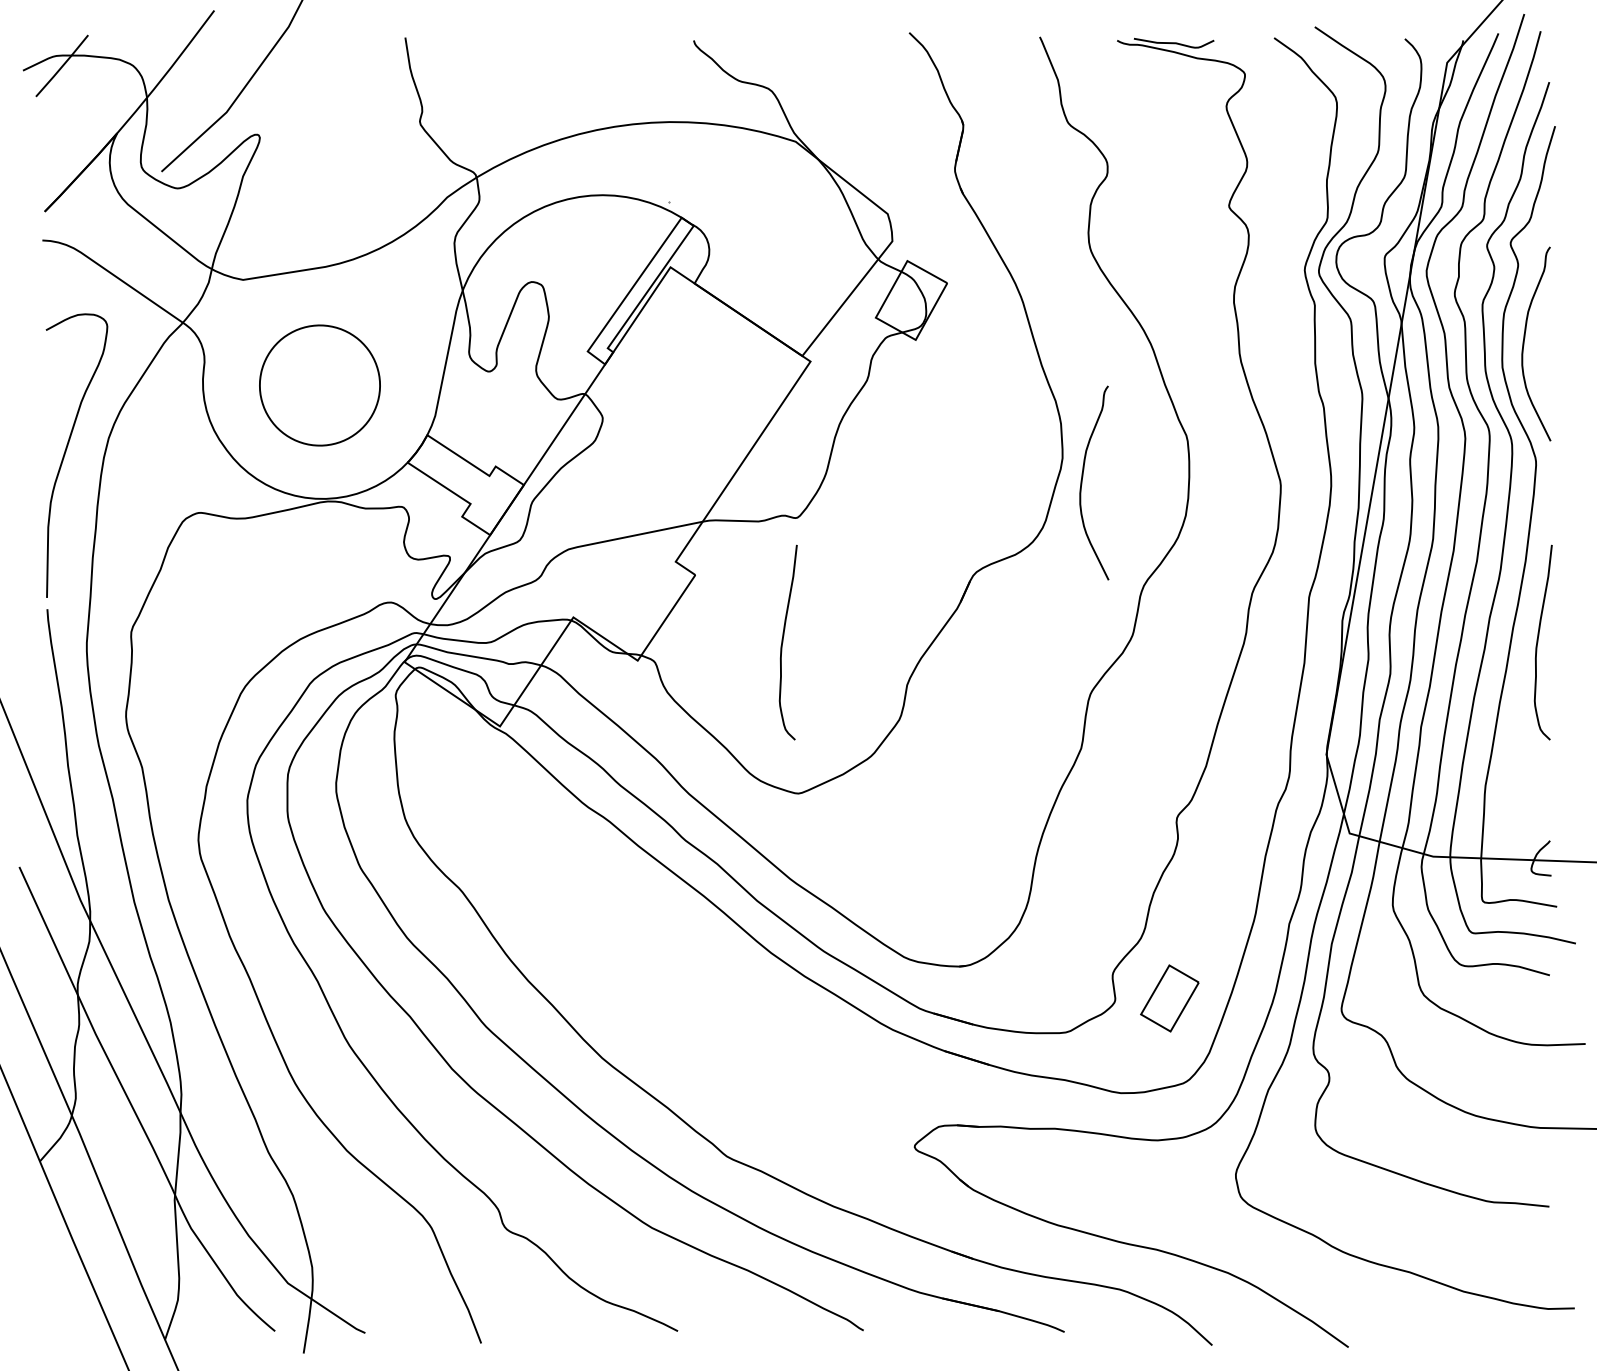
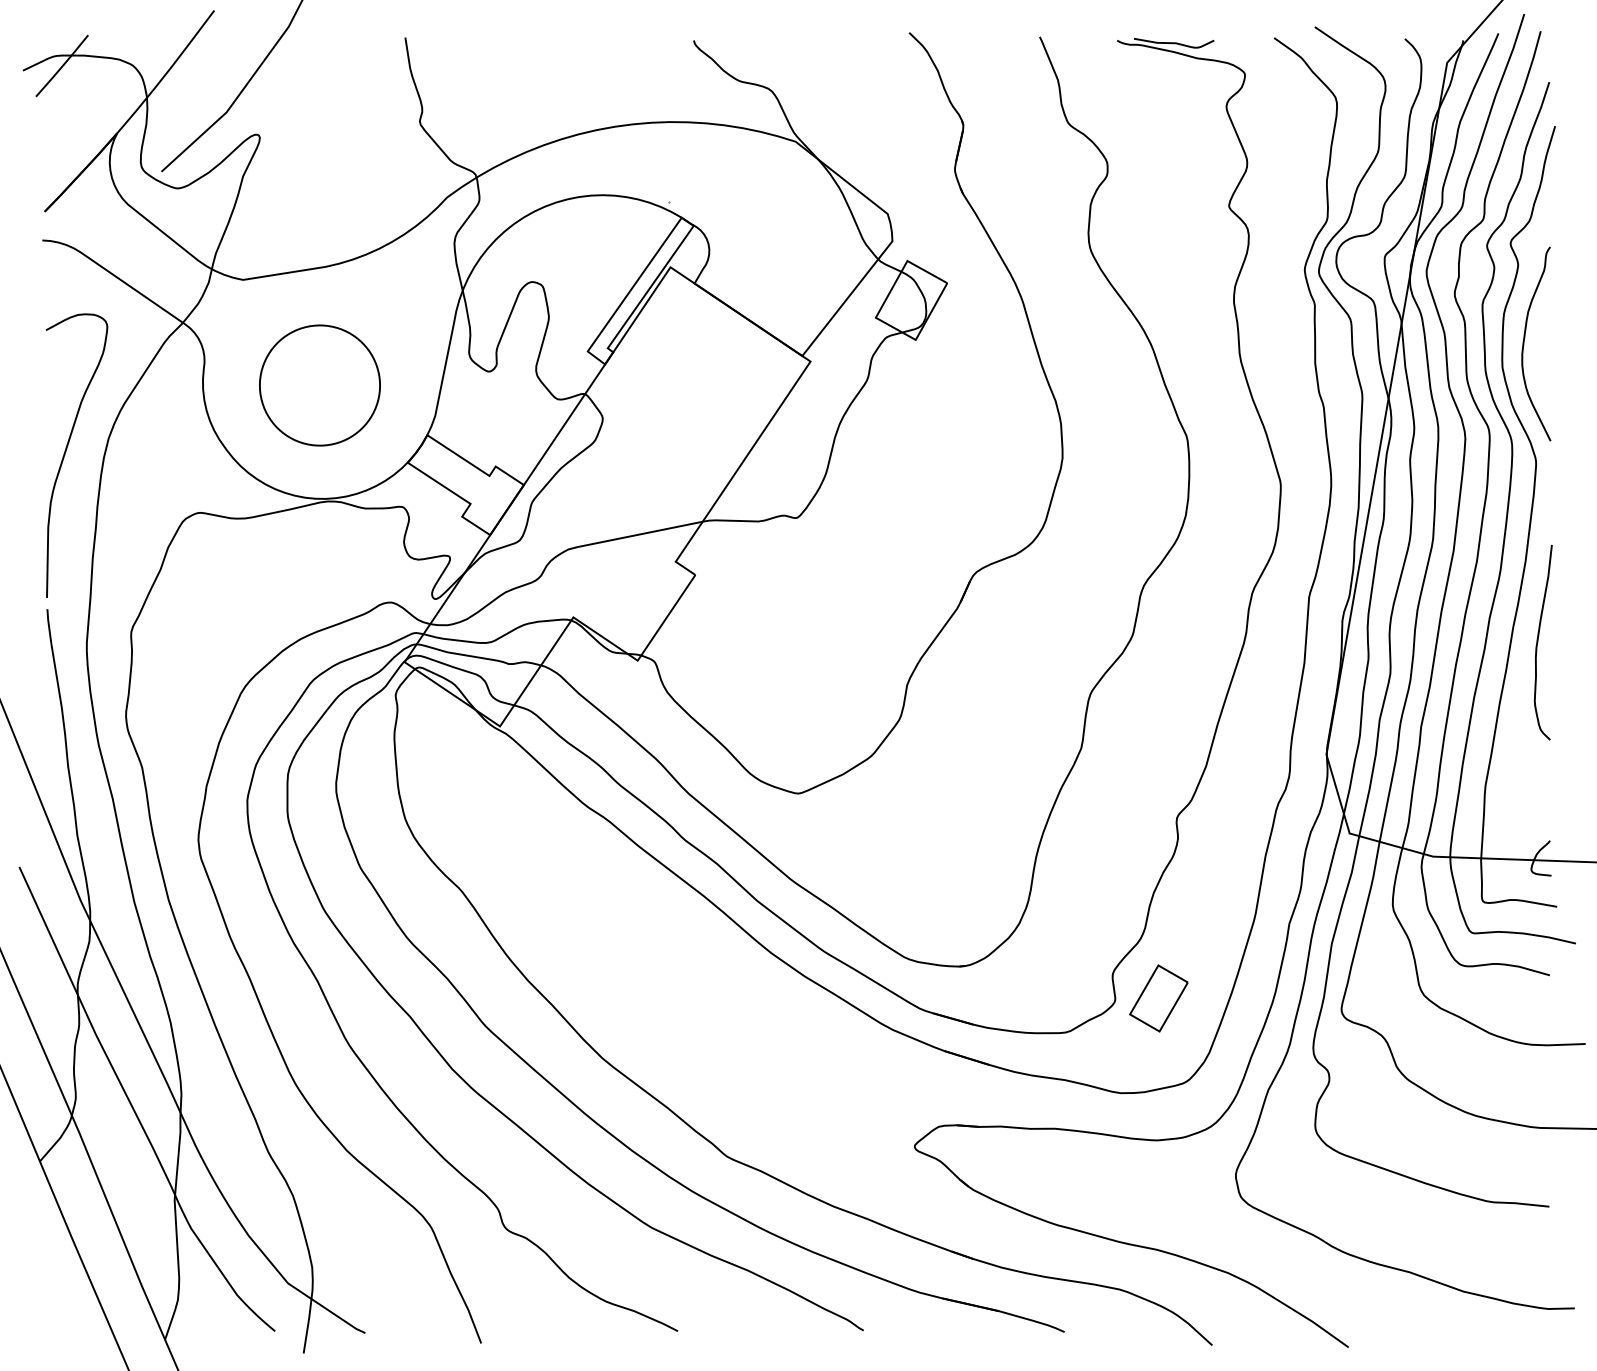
curve: present -> none (1082, 482)
curve: present -> none (783, 642)
part position: (1169, 998) -> (1158, 998) (1158, 998)
